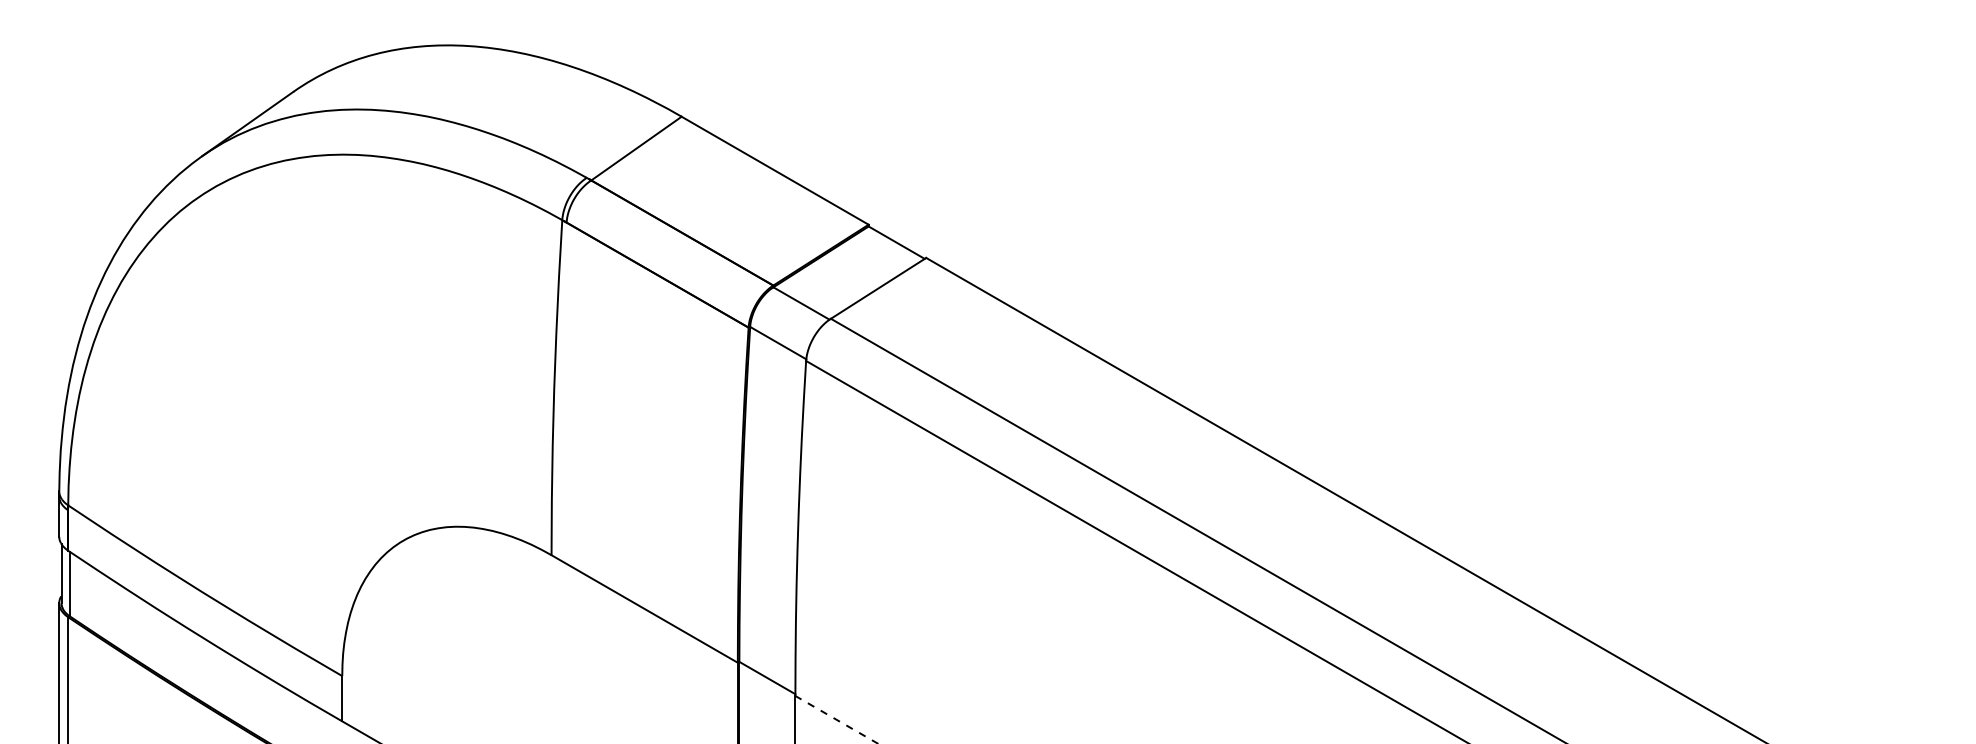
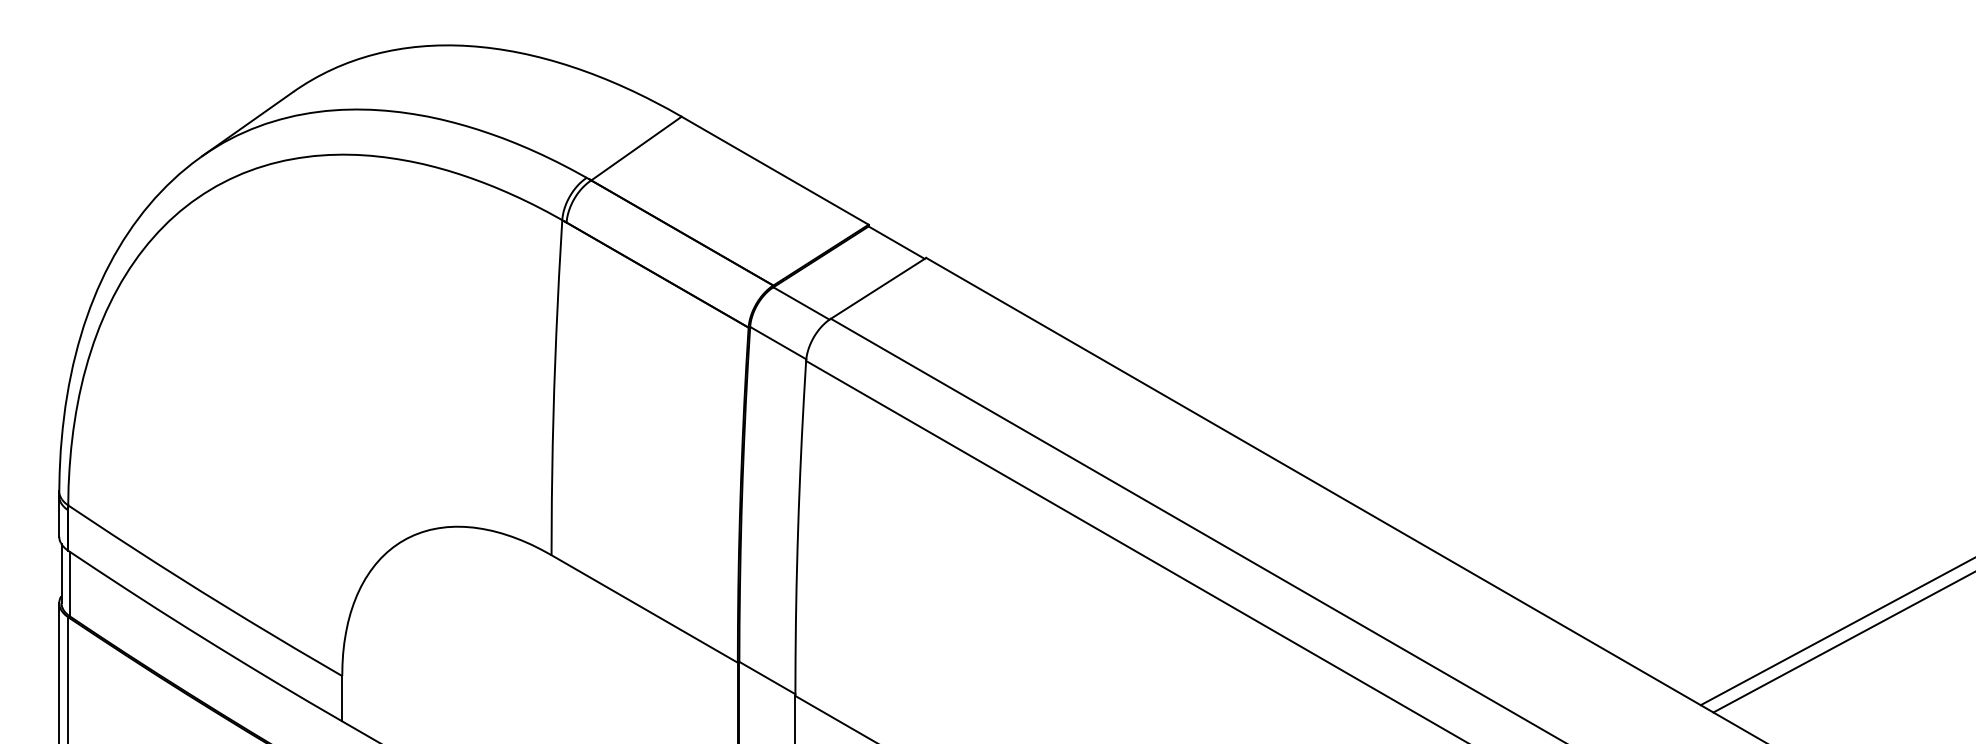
line: none -> present (1836, 632)
line: none -> present (1842, 642)
line: dashed -> solid (836, 719)
